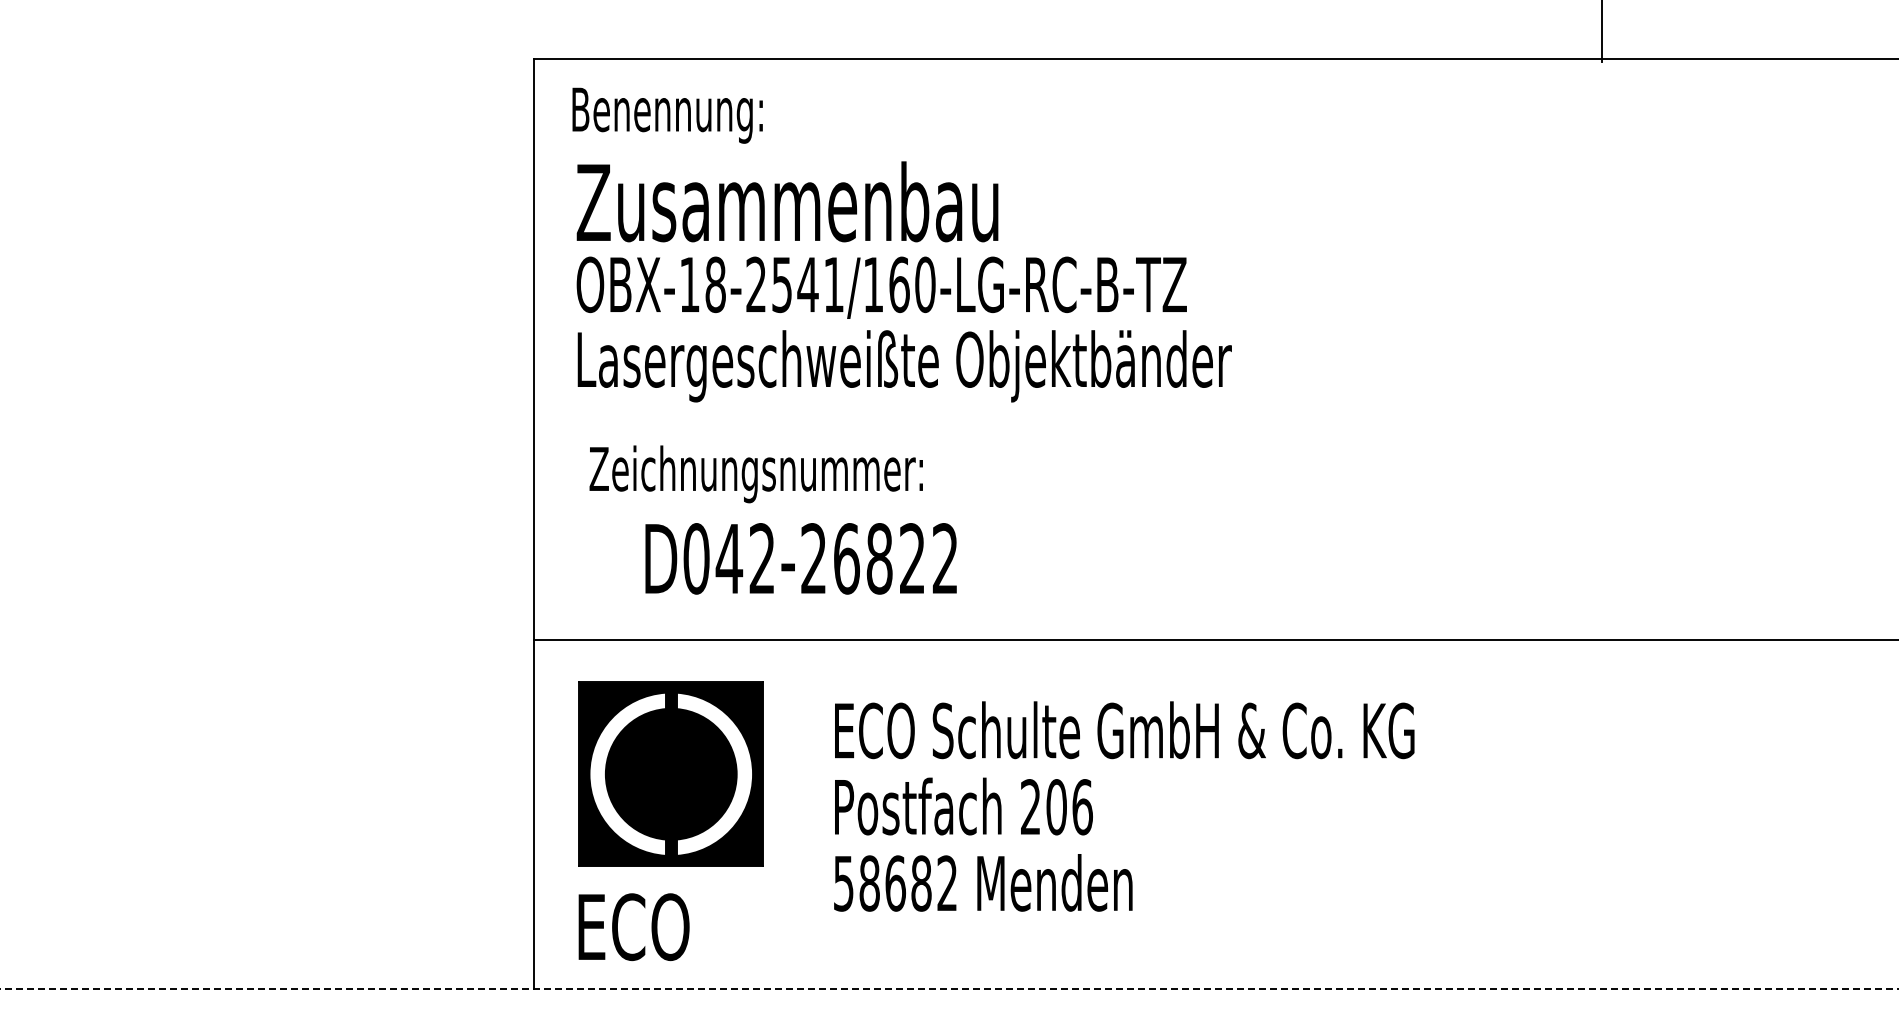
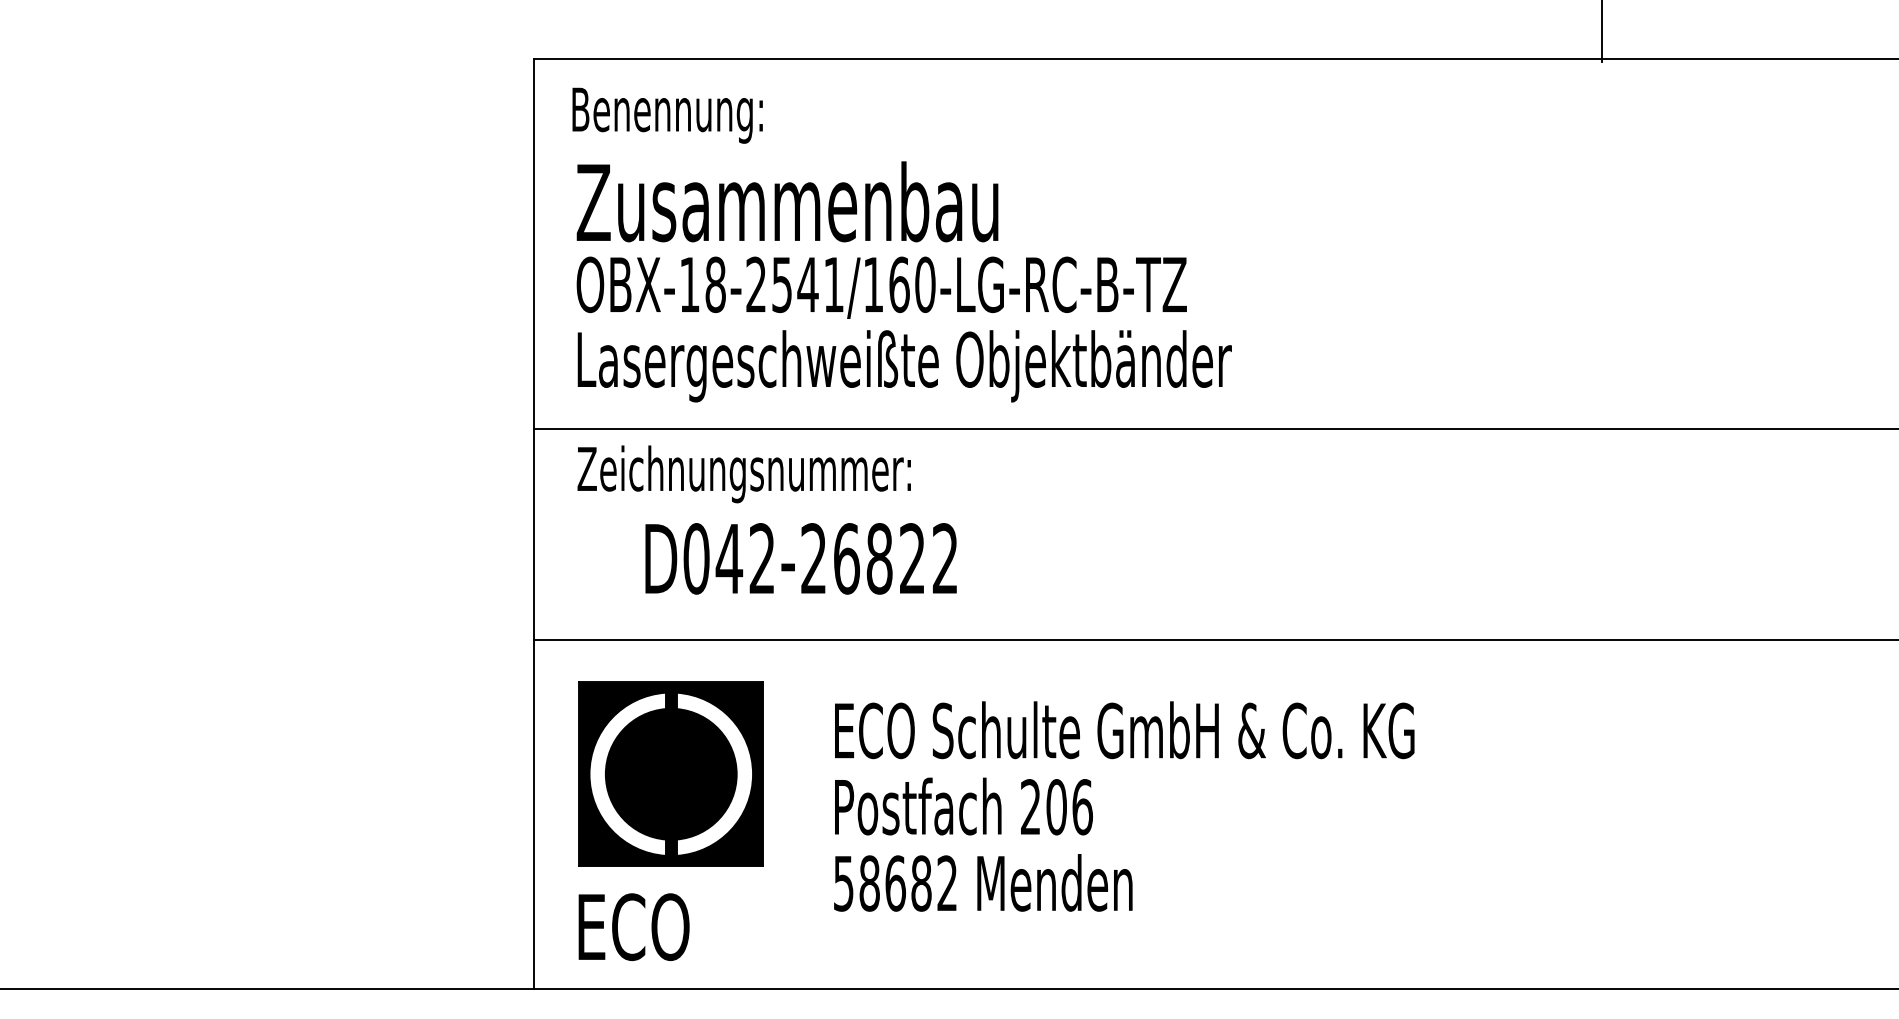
line: none -> present (1214, 429)
text position: (755, 474) -> (743, 474) (743, 474)
line: dashed -> solid (949, 988)
